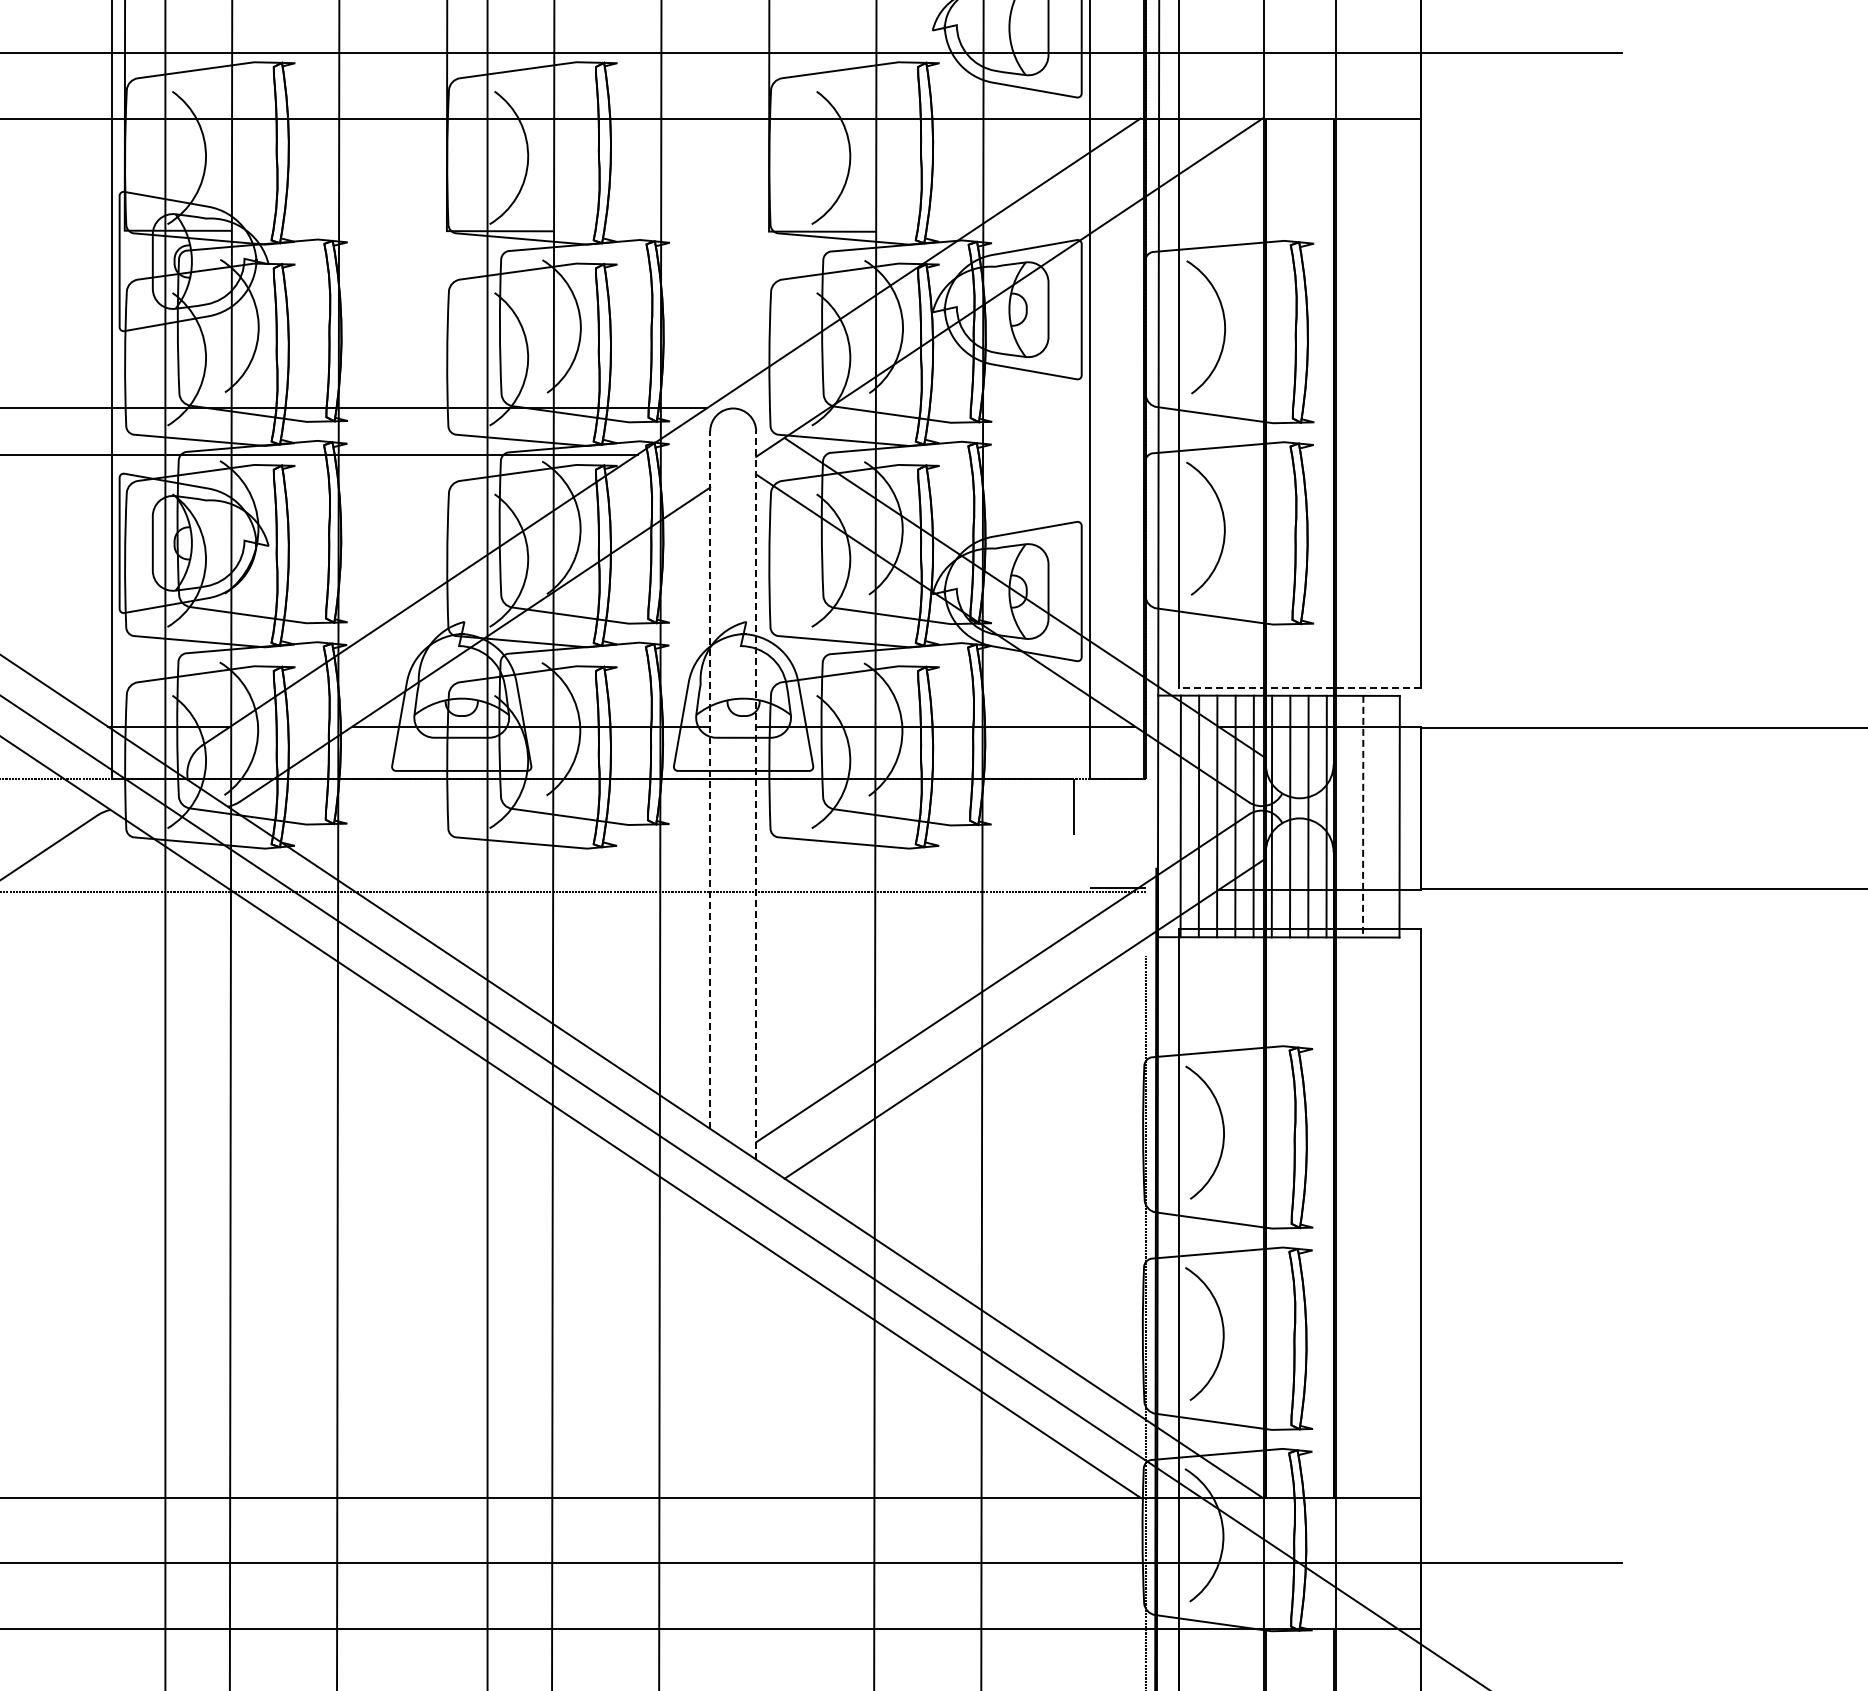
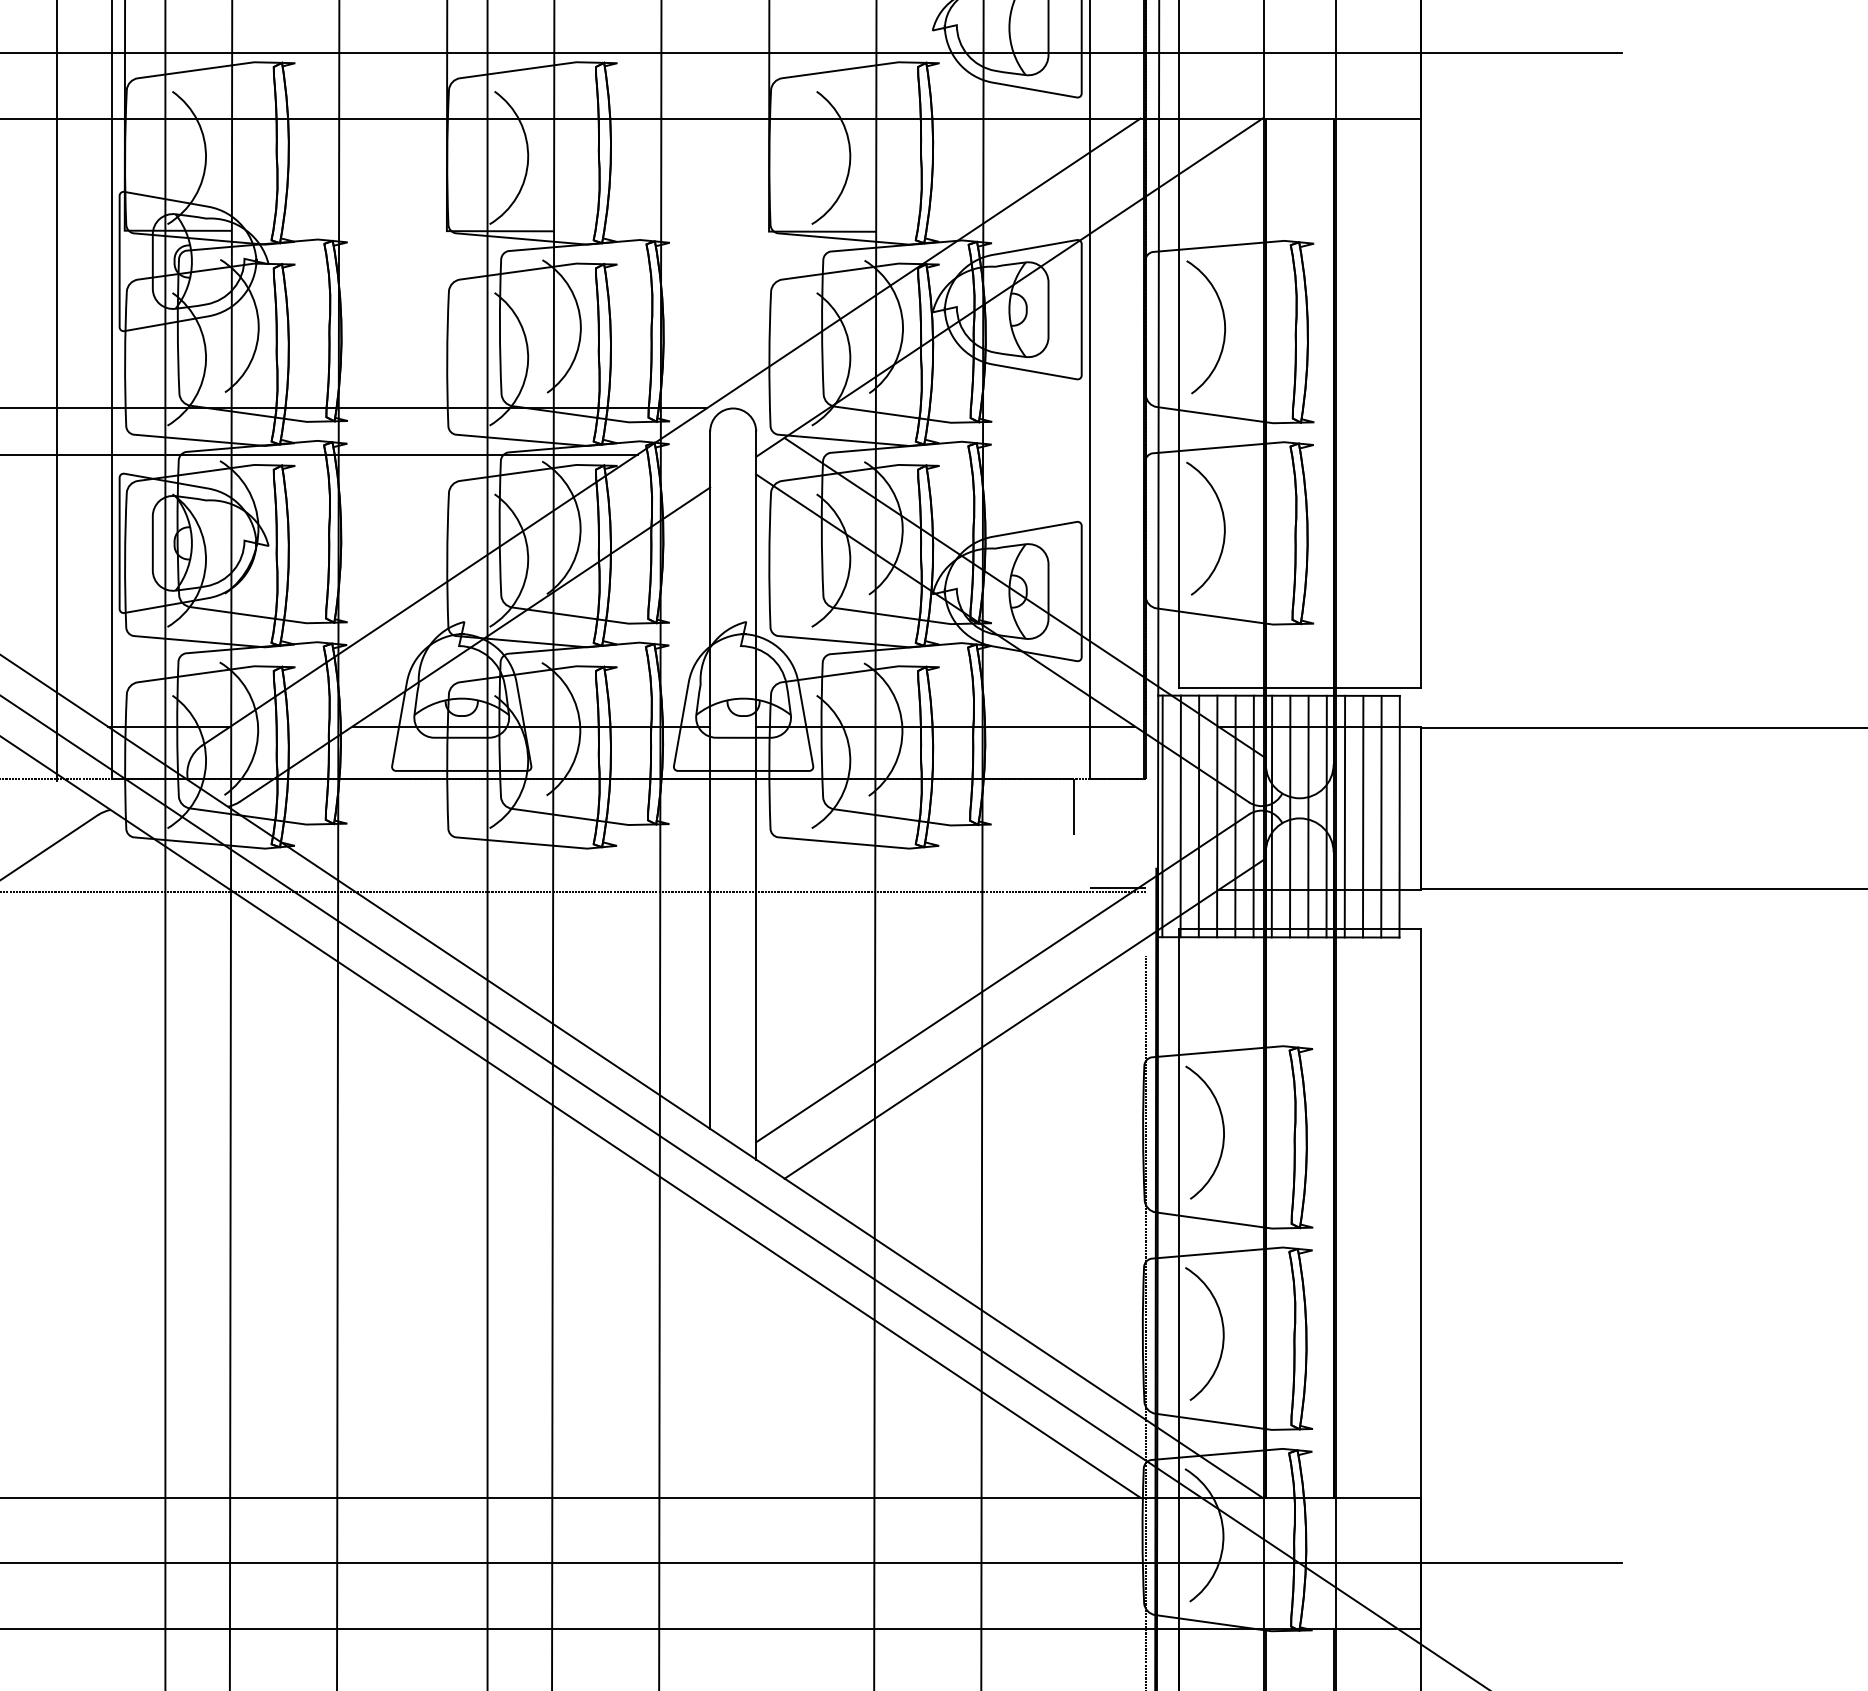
line: none -> present (56, 391)
line: dashed -> solid (1299, 687)
line: dashed -> solid (710, 780)
line: dashed -> solid (756, 795)
line: none -> present (1162, 816)
line: none -> present (1344, 816)
line: dashed -> solid (1363, 816)
line: none -> present (1381, 816)
